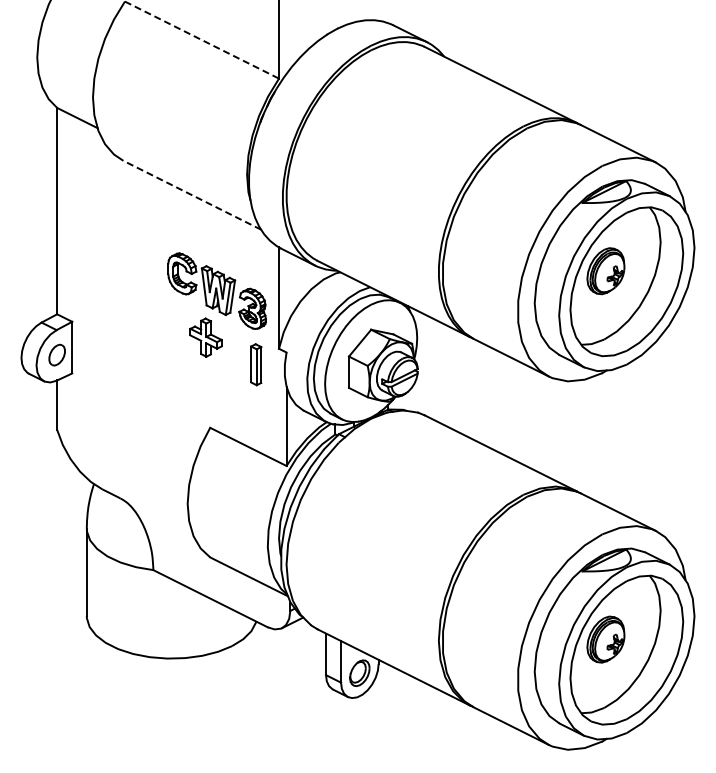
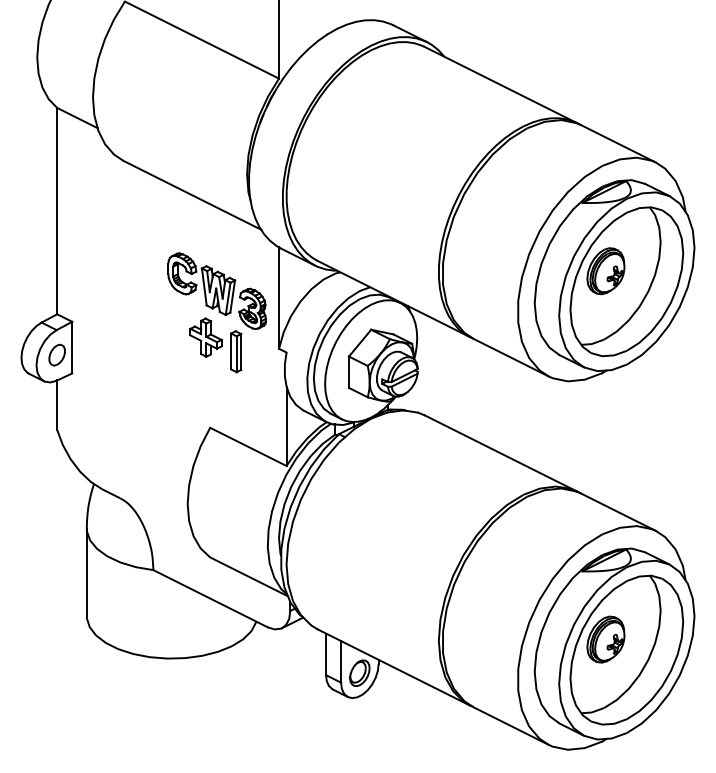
line: dashed -> solid (202, 40)
line: dashed -> solid (191, 195)
part position: (256, 364) -> (236, 351) (236, 351)
